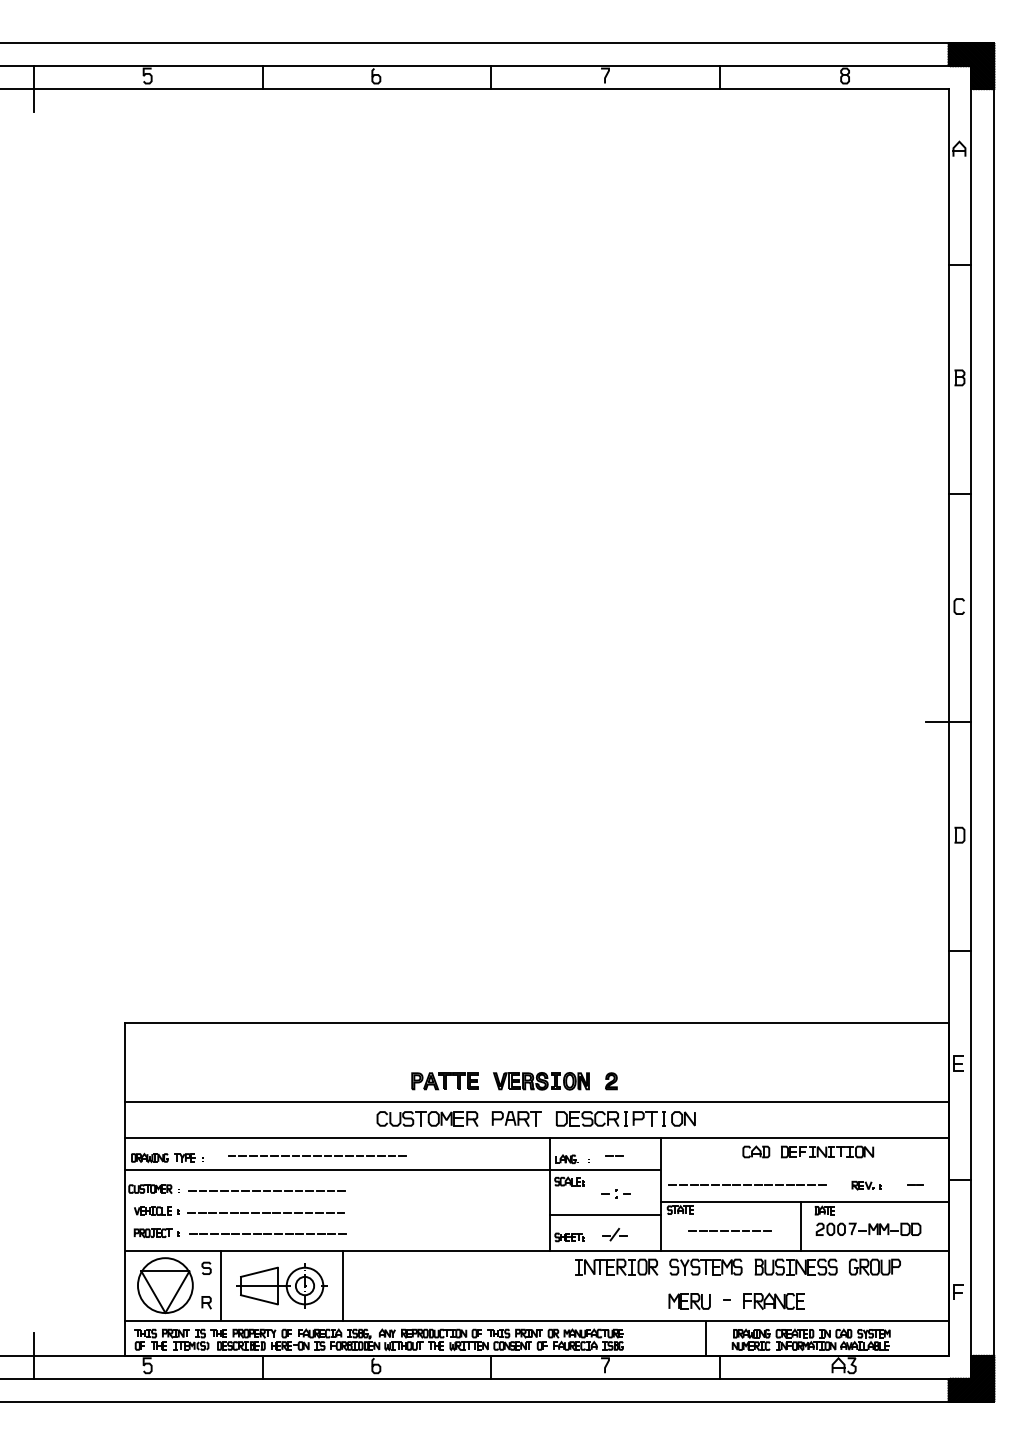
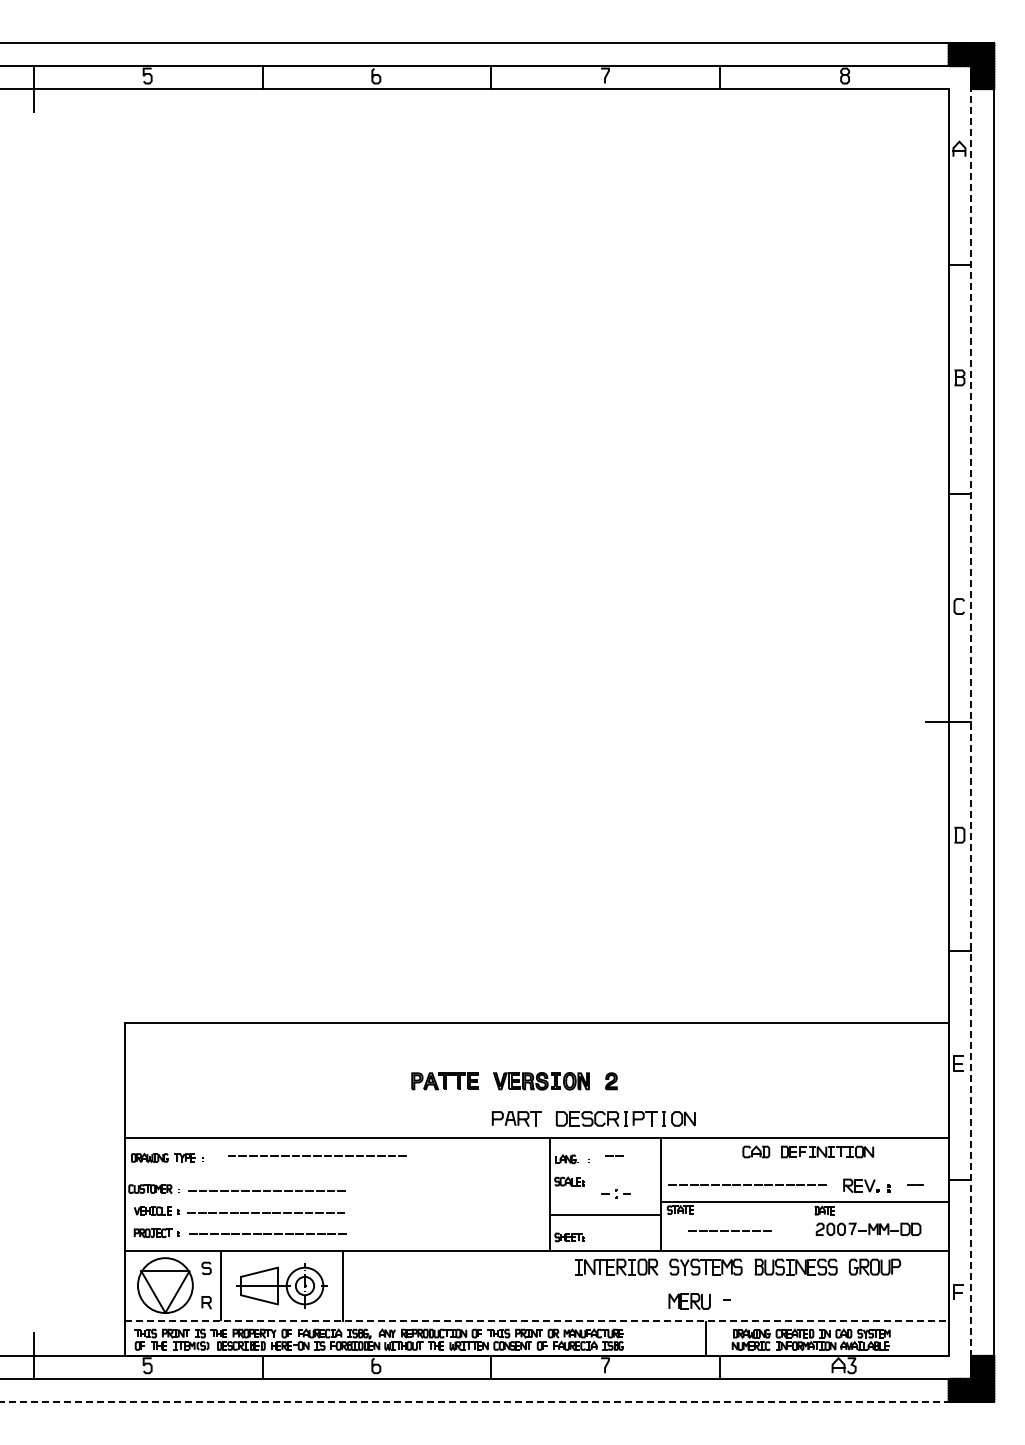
line: solid -> dashed (971, 722)
line: present -> none (536, 1102)
part: present -> none (427, 1118)
line: present -> none (392, 1170)
part size: 31x11 px -> 48x15 px (866, 1185)
line: present -> none (801, 1225)
part: present -> none (614, 1234)
part: present -> none (773, 1300)
line: solid -> dashed (537, 1321)
line: solid -> dashed (497, 1401)
